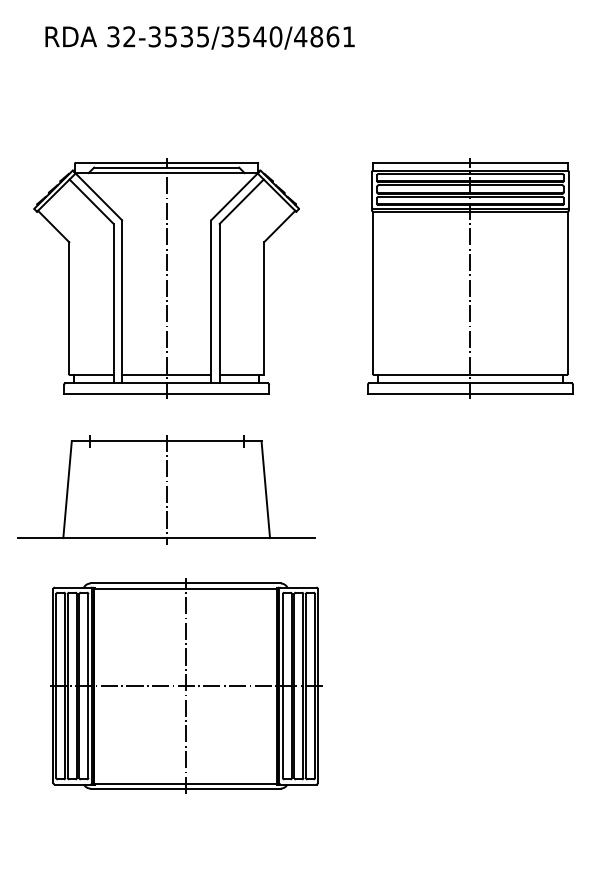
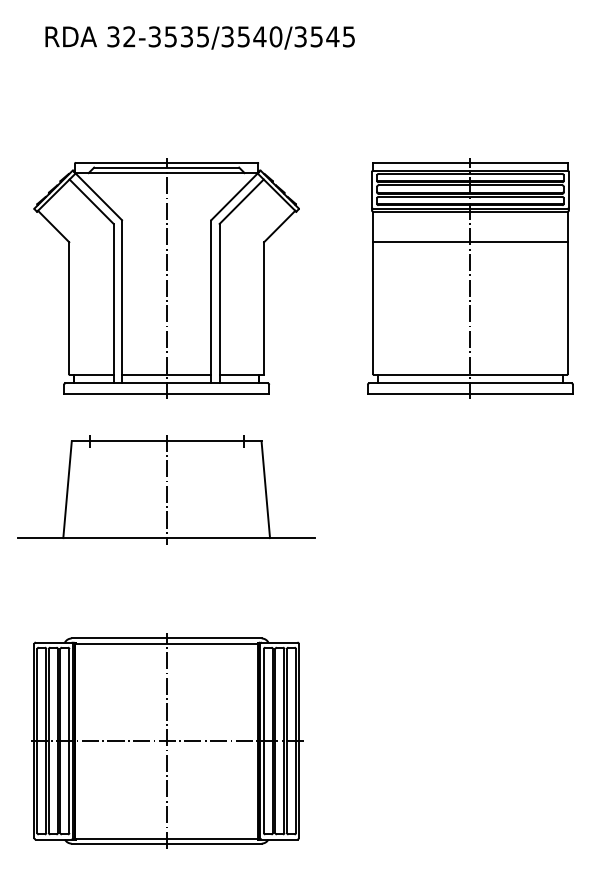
text: 32-3535/3540/4861 -> 32-3535/3540/3545 (324, 36)
line: none -> present (470, 242)
part position: (186, 685) -> (167, 740) (167, 740)
